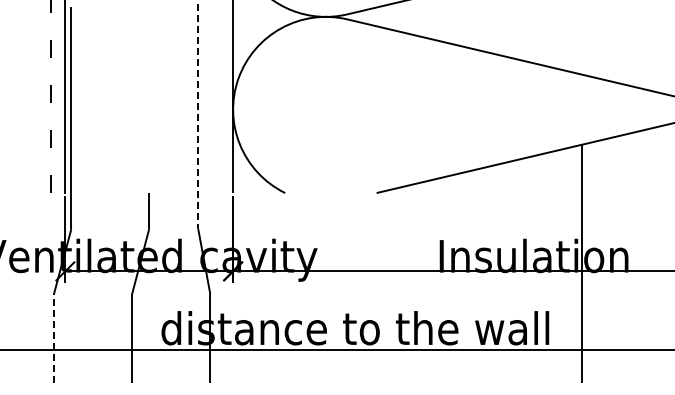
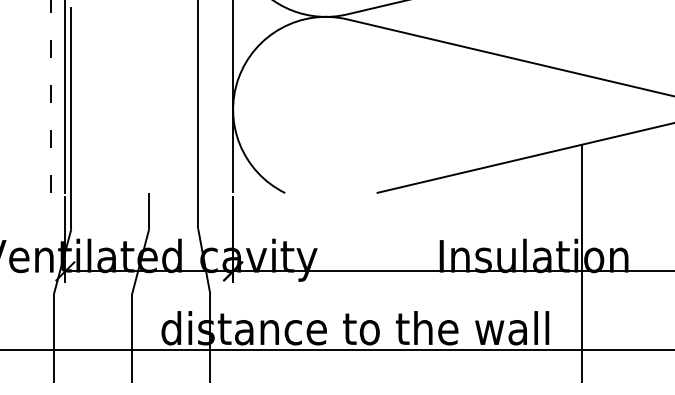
line: dashed -> solid (198, 115)
line: dashed -> solid (53, 338)
